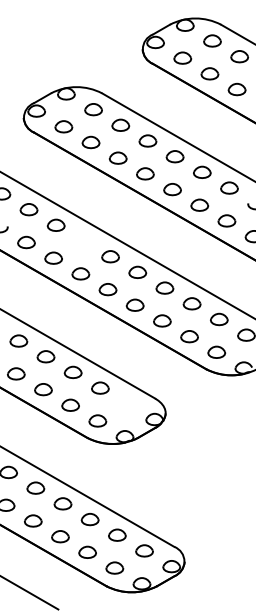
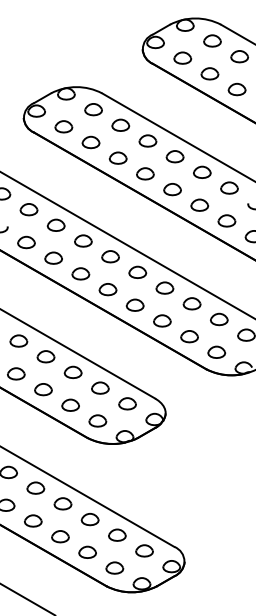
part: none -> present (83, 240)
part: none -> present (127, 403)
line position: (30, 592) -> (26, 598) (26, 598)
